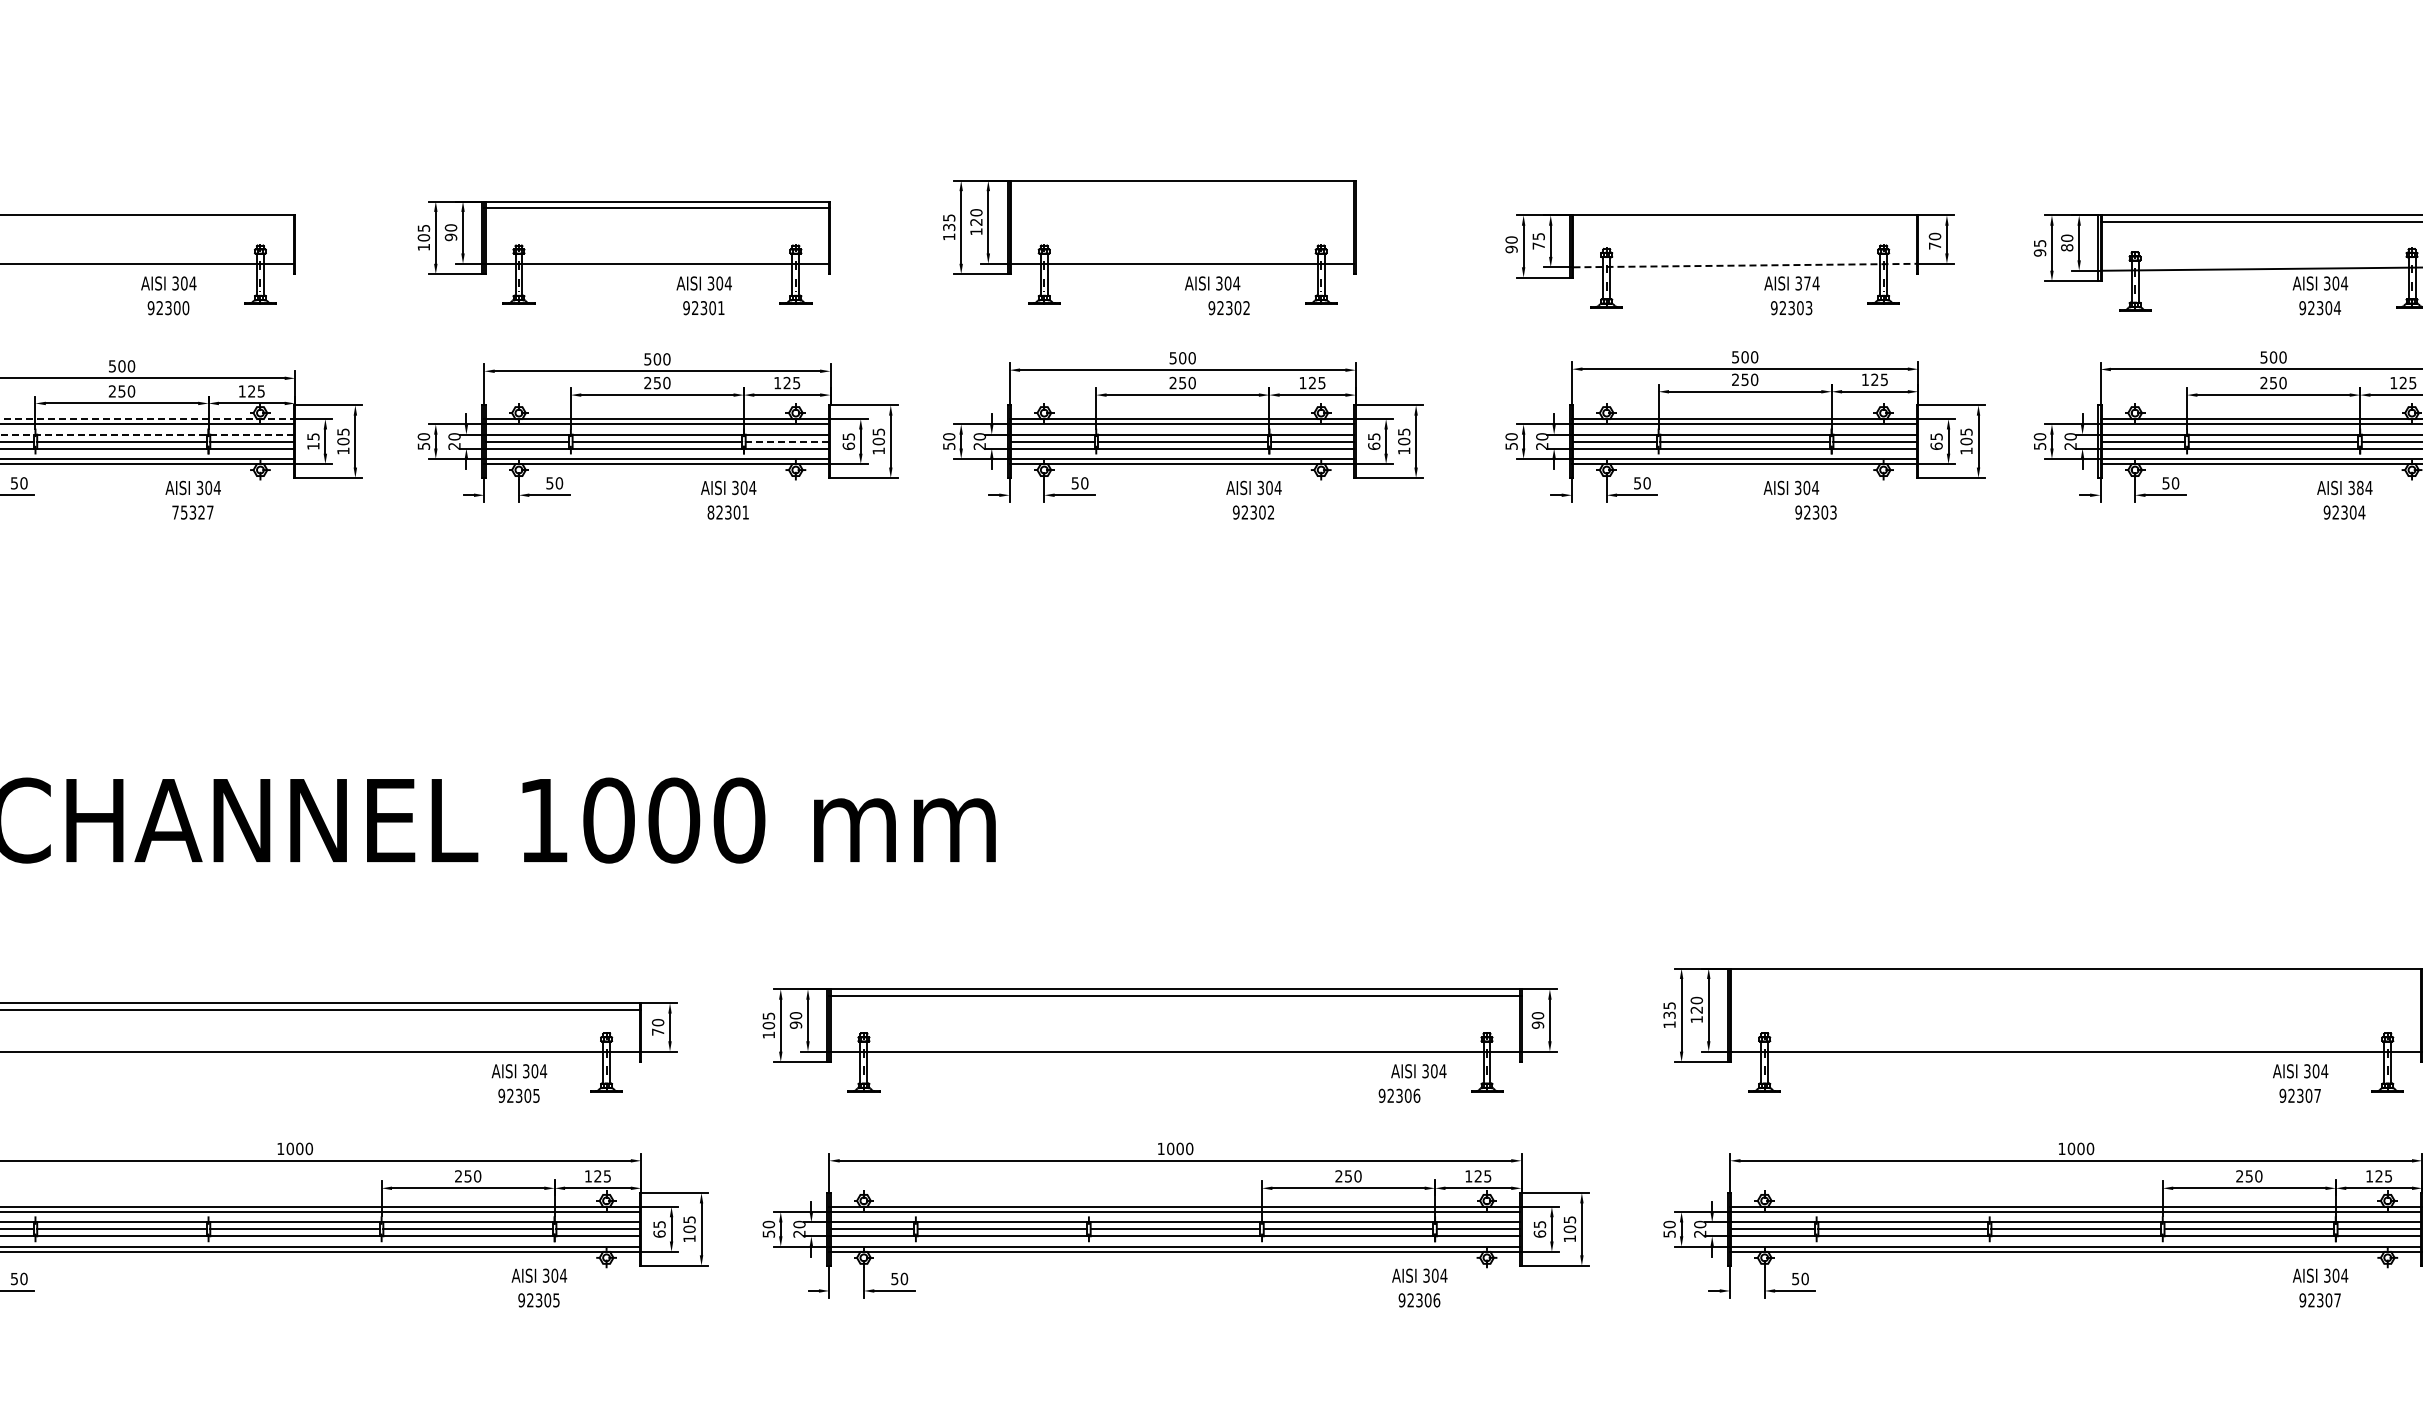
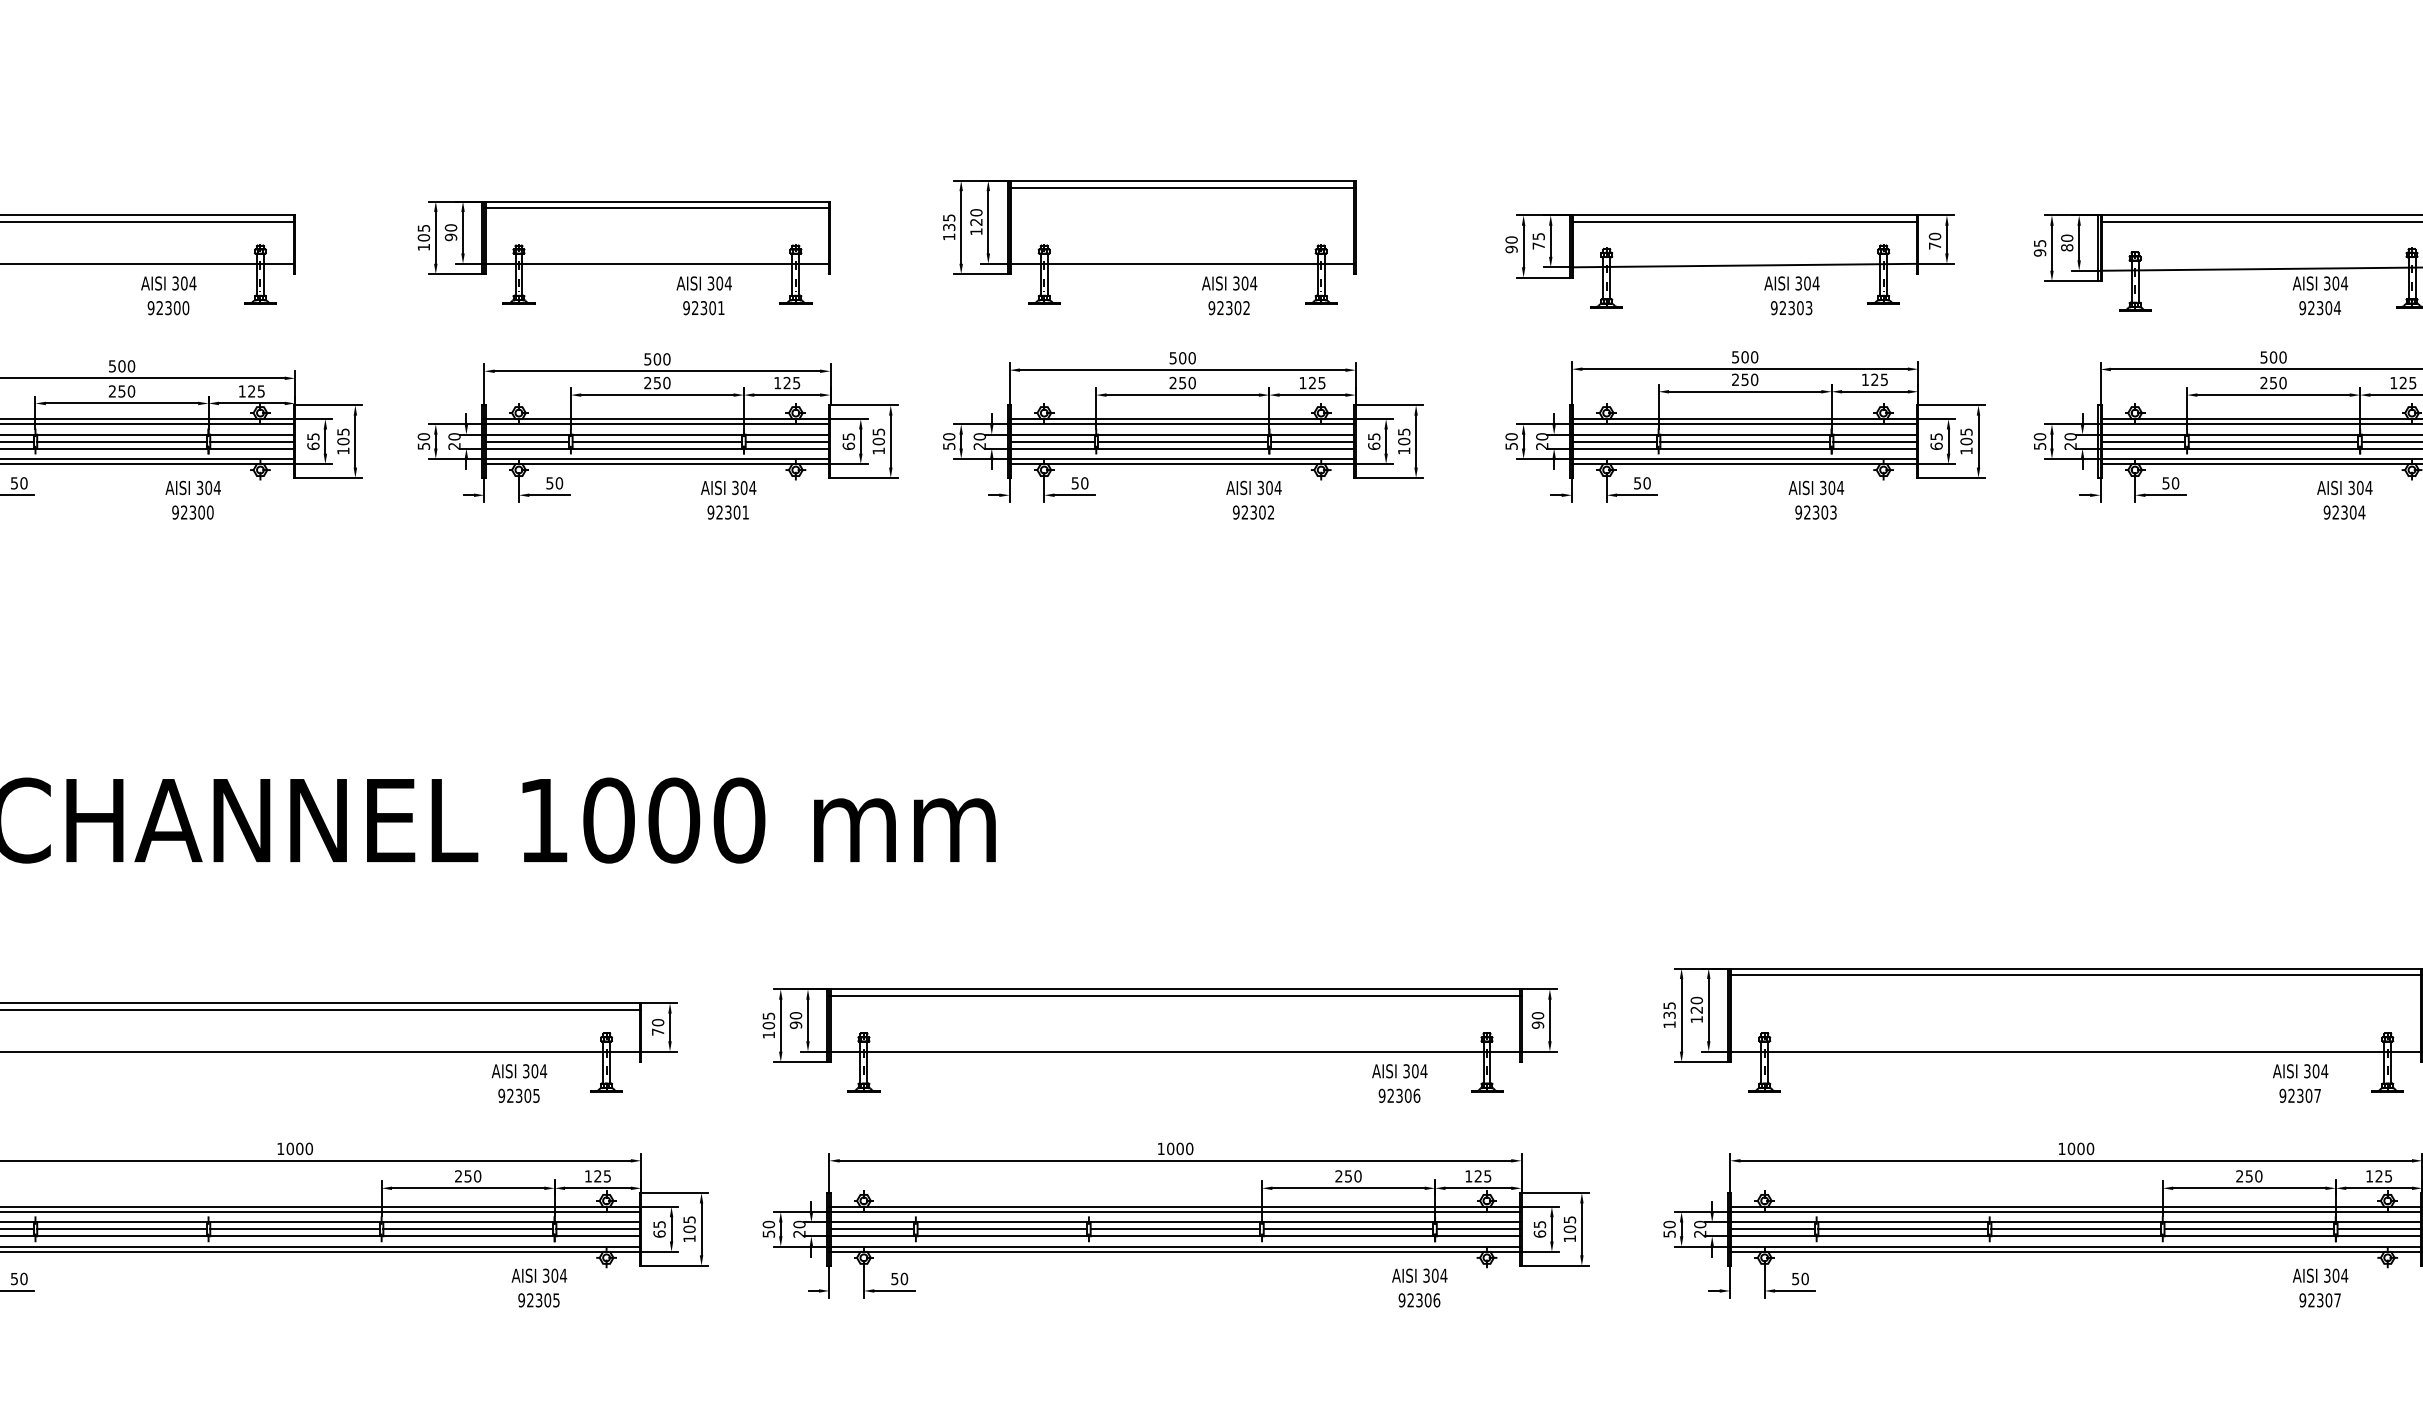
line: none -> present (1182, 187)
line: none -> present (148, 222)
line: none -> present (1745, 222)
line: dashed -> solid (1745, 265)
text position: (1212, 283) -> (1229, 283) (1229, 283)
text: 374 -> 304 (1807, 283)
line: dashed -> solid (147, 419)
line: dashed -> solid (146, 434)
line: dashed -> solid (787, 441)
text: 15 -> 65 (313, 445)
text position: (1791, 487) -> (1816, 487) (1816, 487)
text: 384 -> 304 (2360, 487)
text: 75327 -> 92300 (192, 512)
text: 82301 -> 92301 (710, 512)
line: none -> present (2074, 975)
text position: (1418, 1071) -> (1399, 1071) (1399, 1071)
